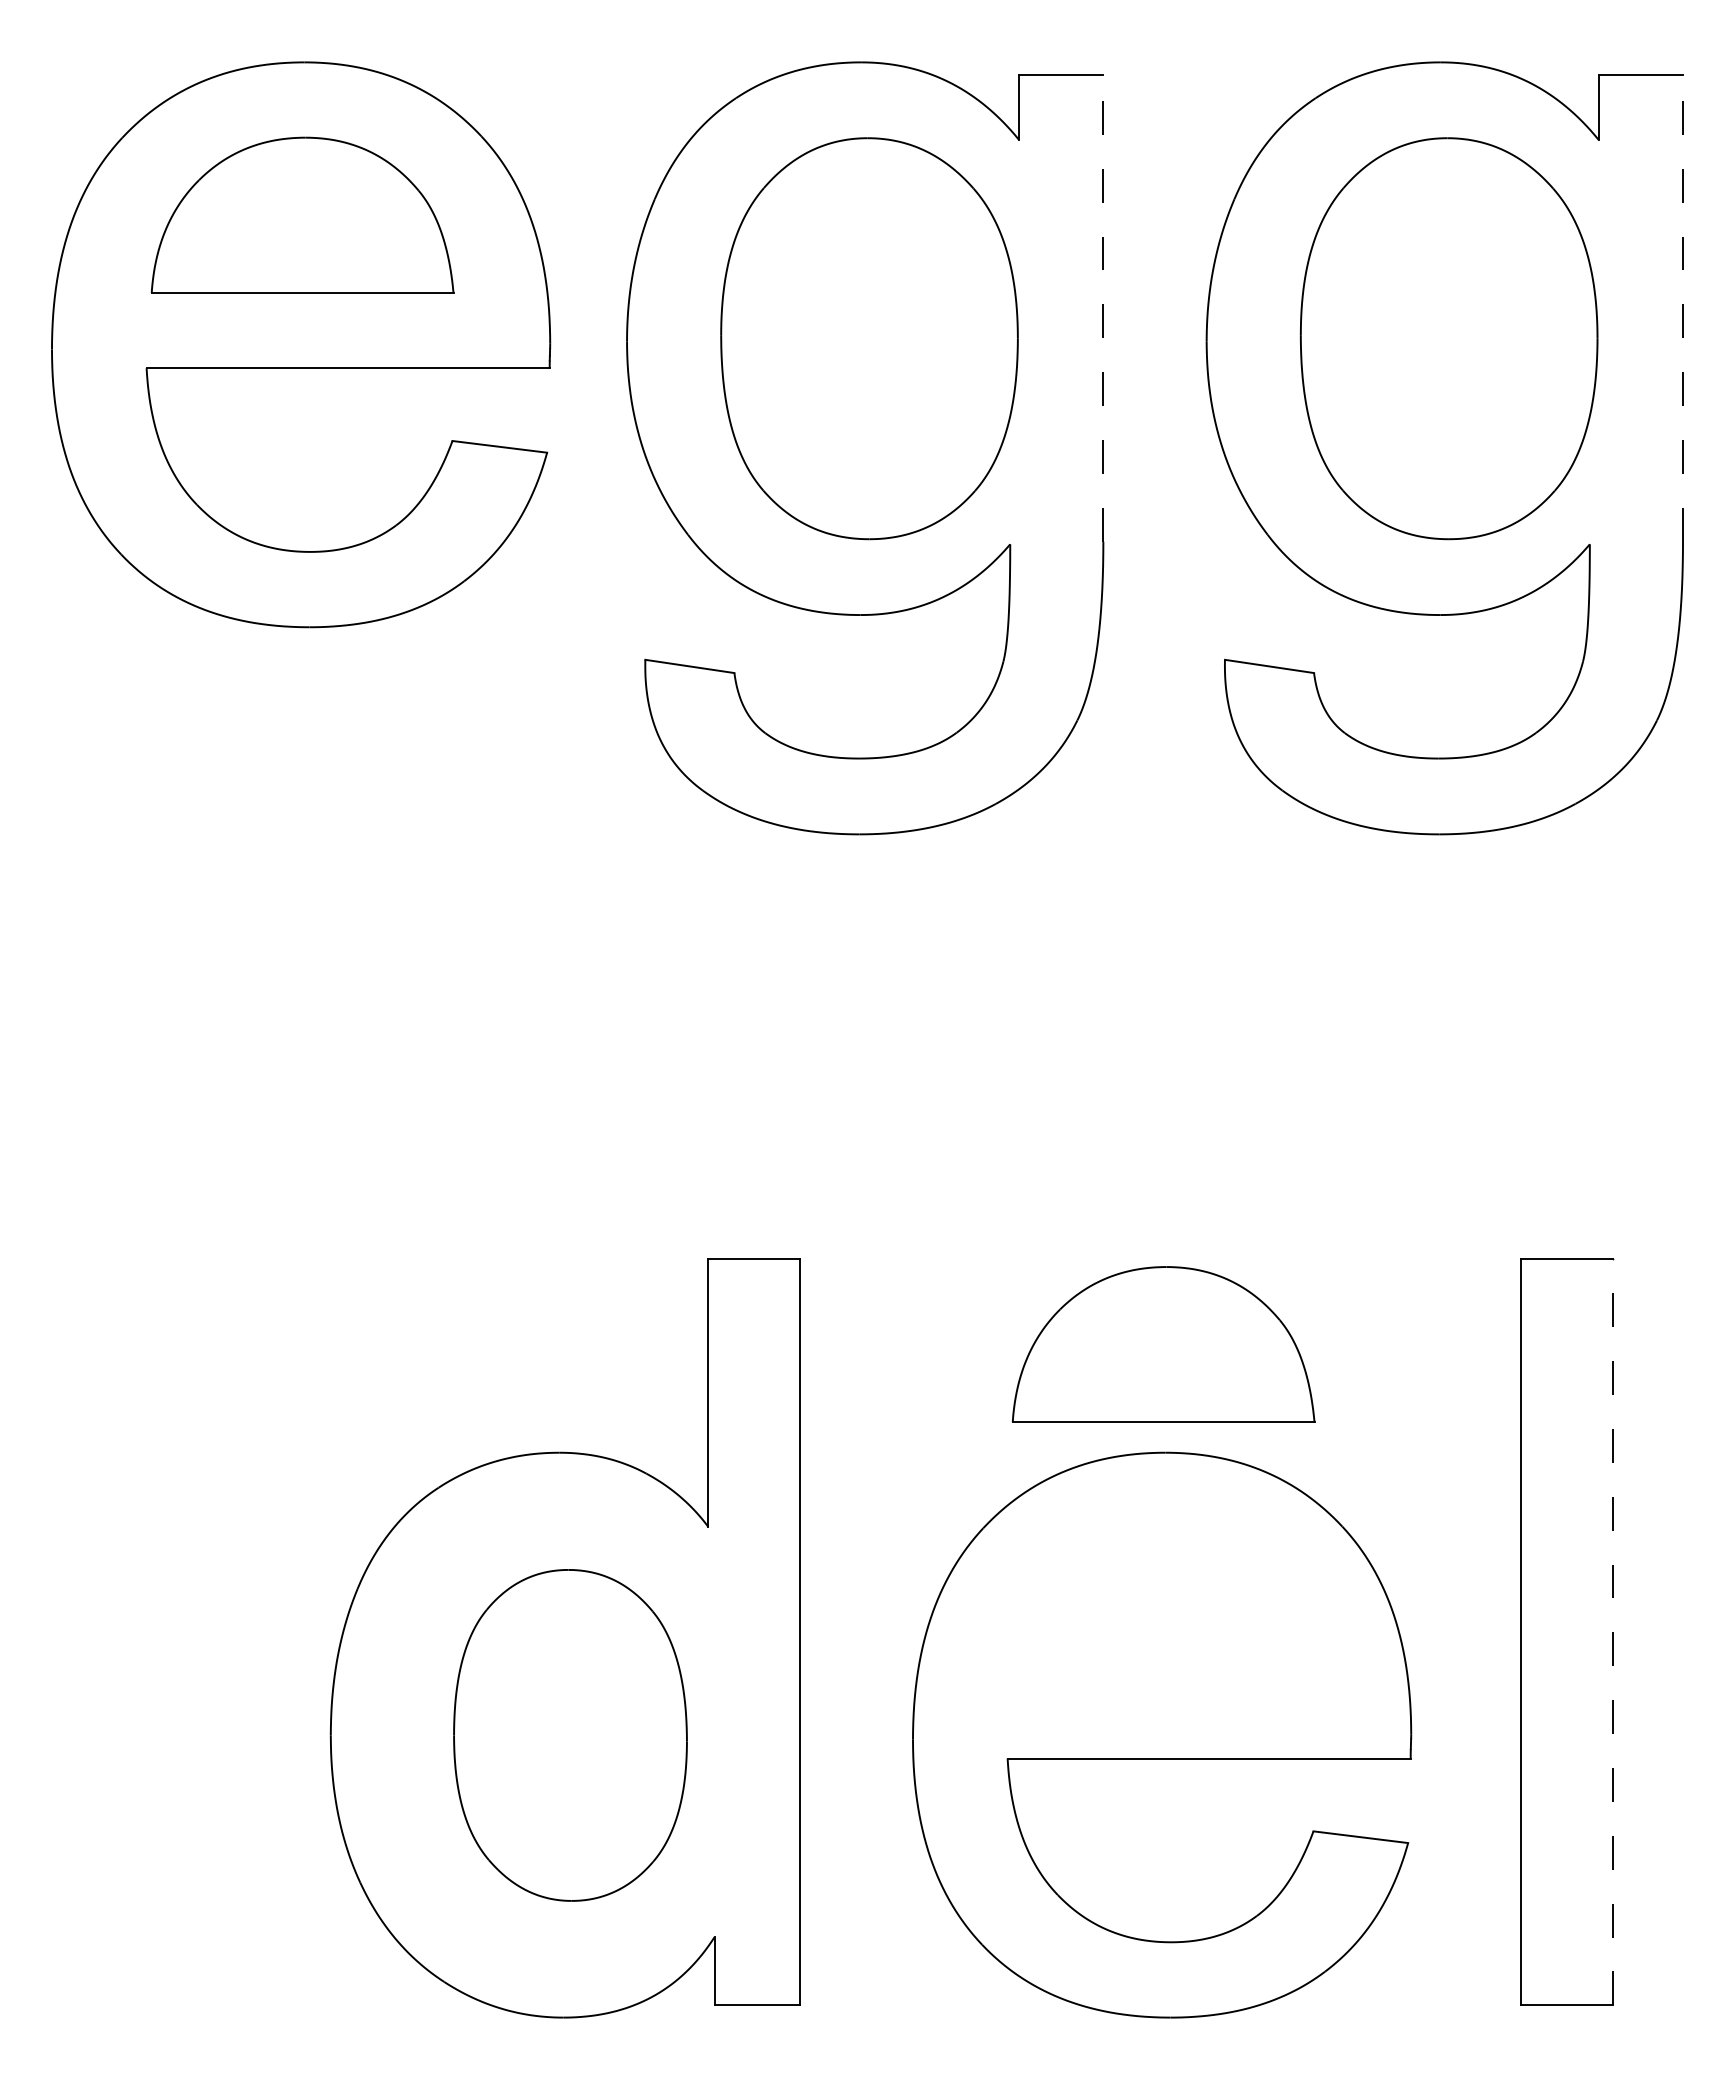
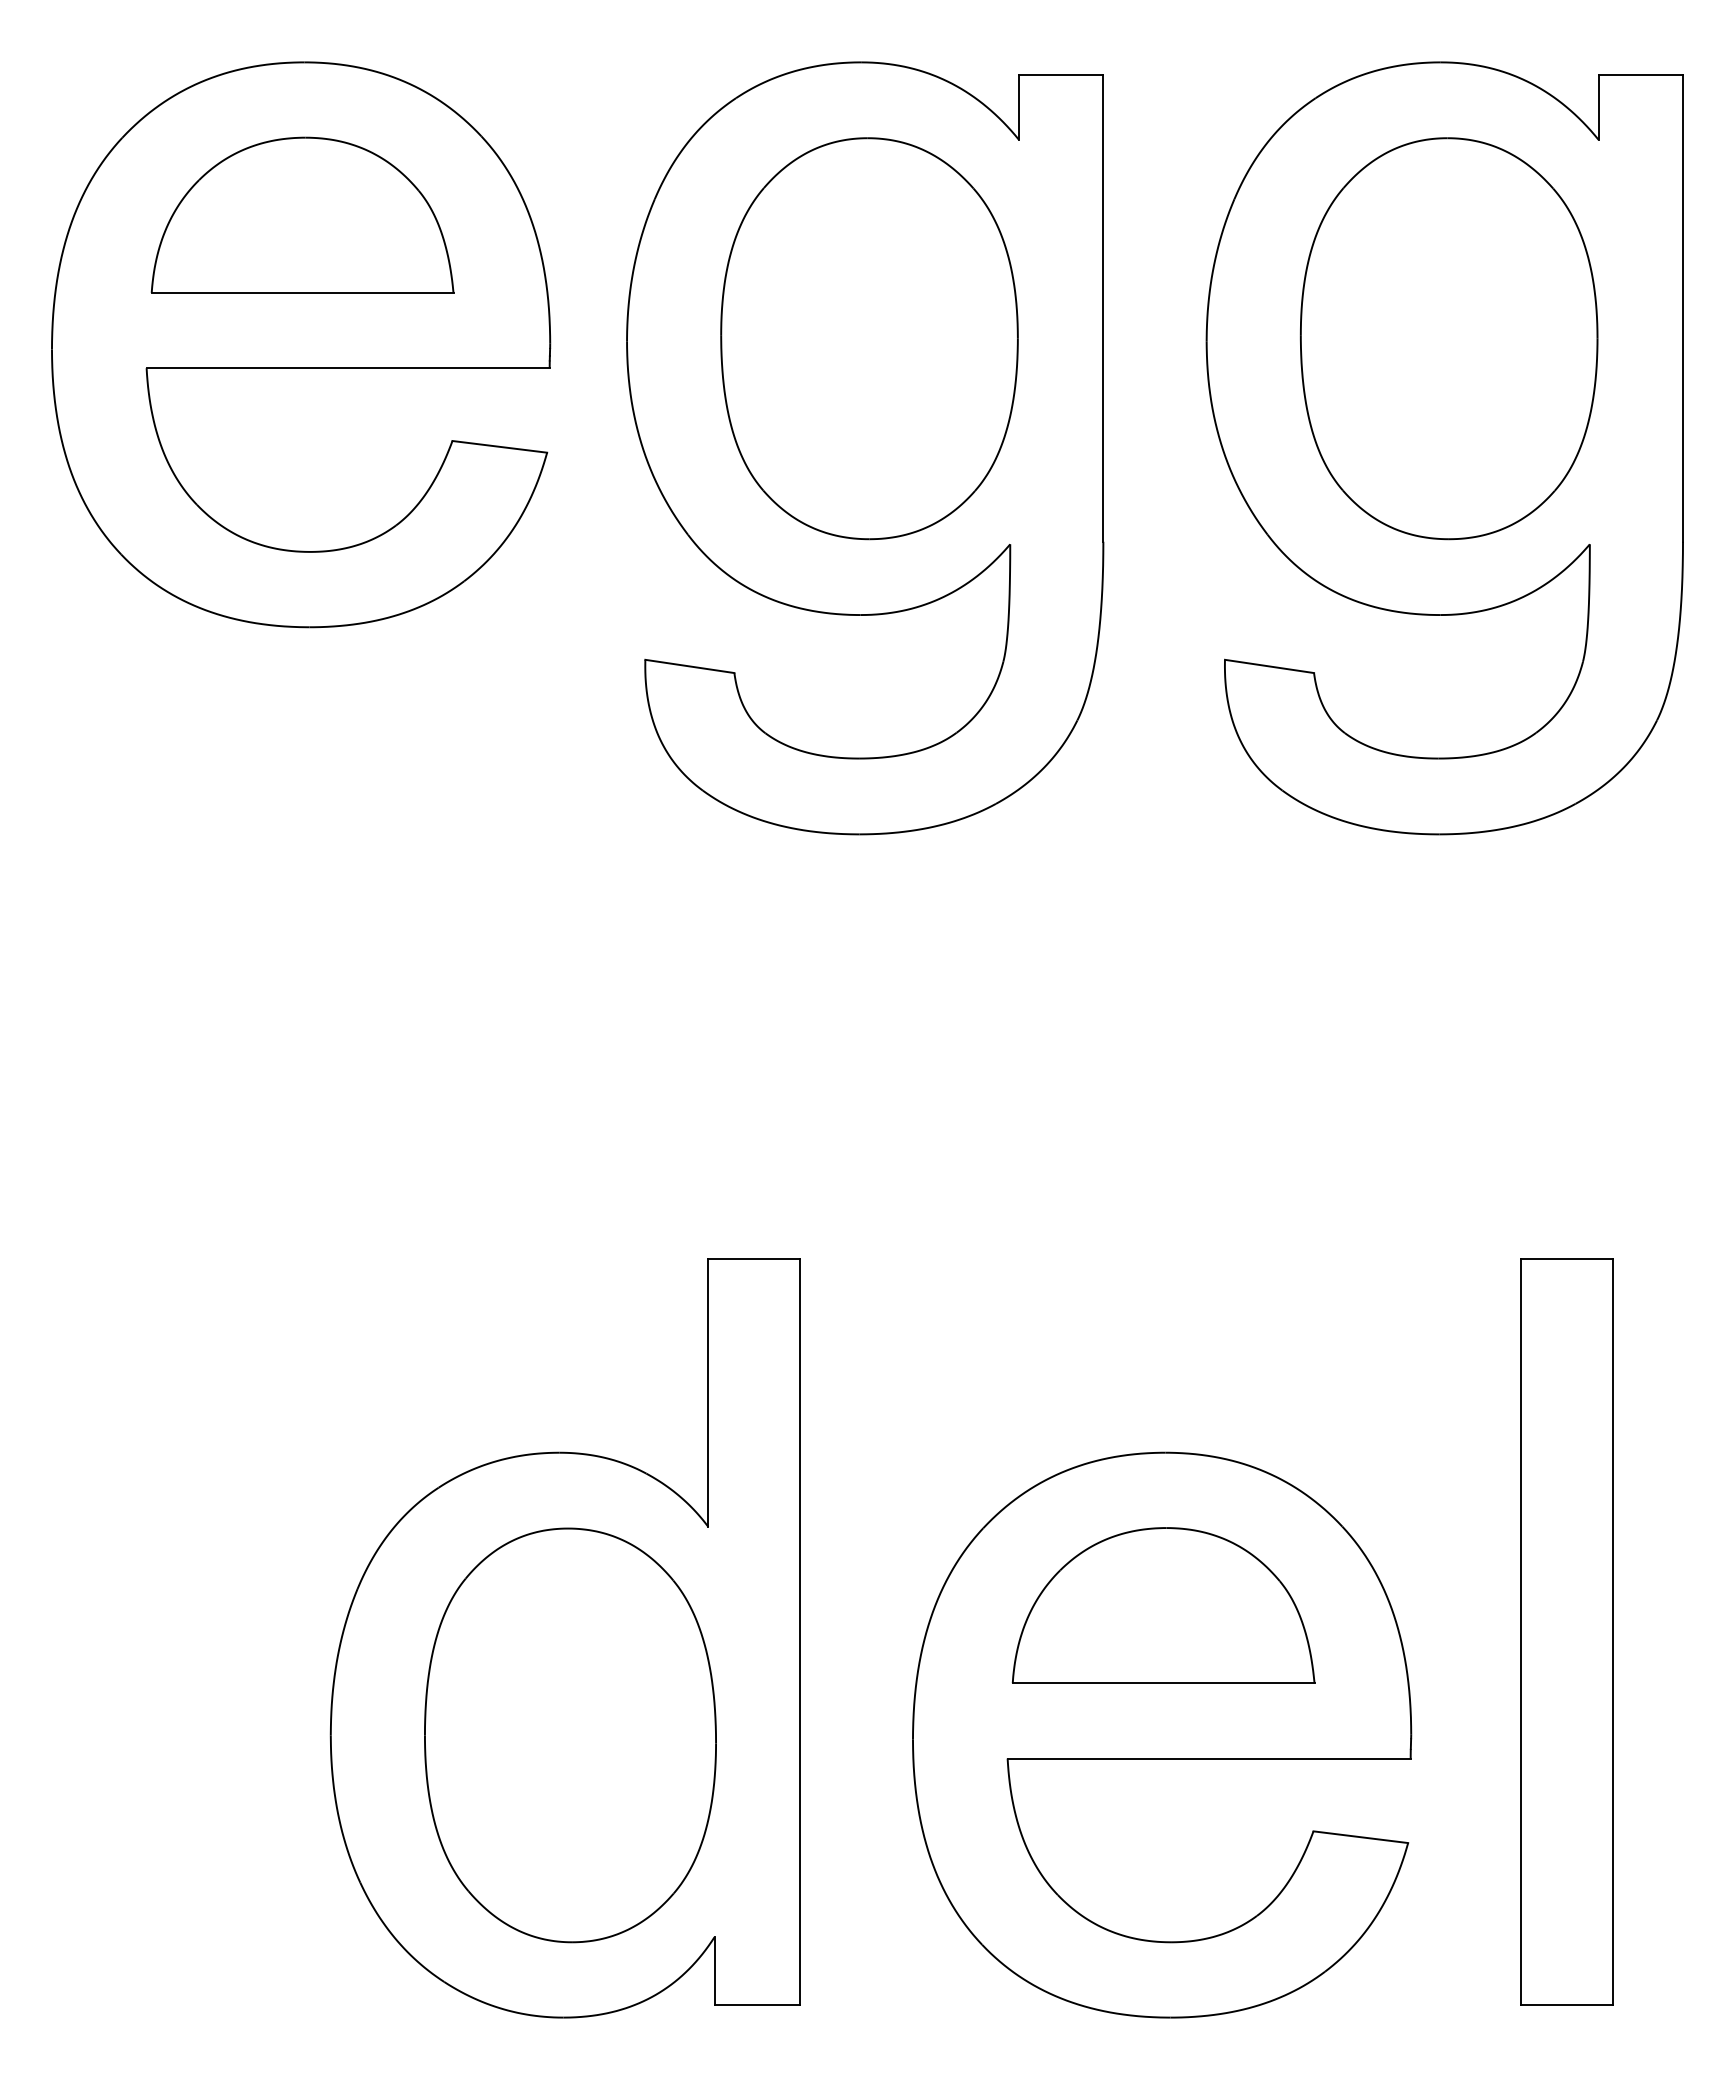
line: dashed -> solid (1103, 308)
line: dashed -> solid (1683, 308)
part position: (1163, 1344) -> (1163, 1605) (1163, 1605)
line: dashed -> solid (1612, 1631)
part size: 235x333 px -> 293x417 px (570, 1735)
